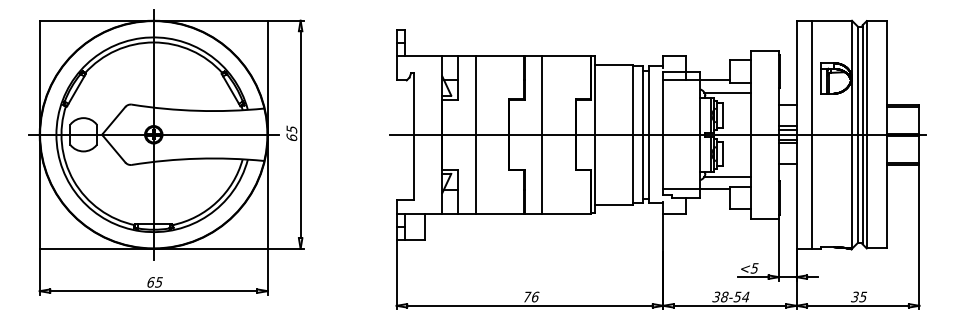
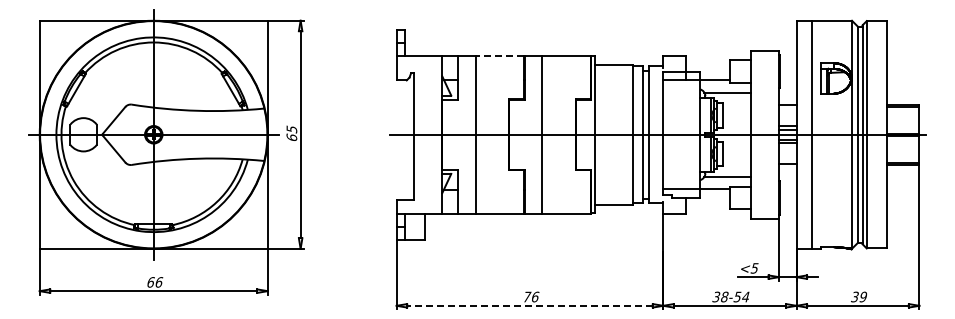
line: solid -> dashed (499, 55)
text: 65 -> 66 (159, 282)
text: 35 -> 39 (863, 296)
line: solid -> dashed (529, 305)
